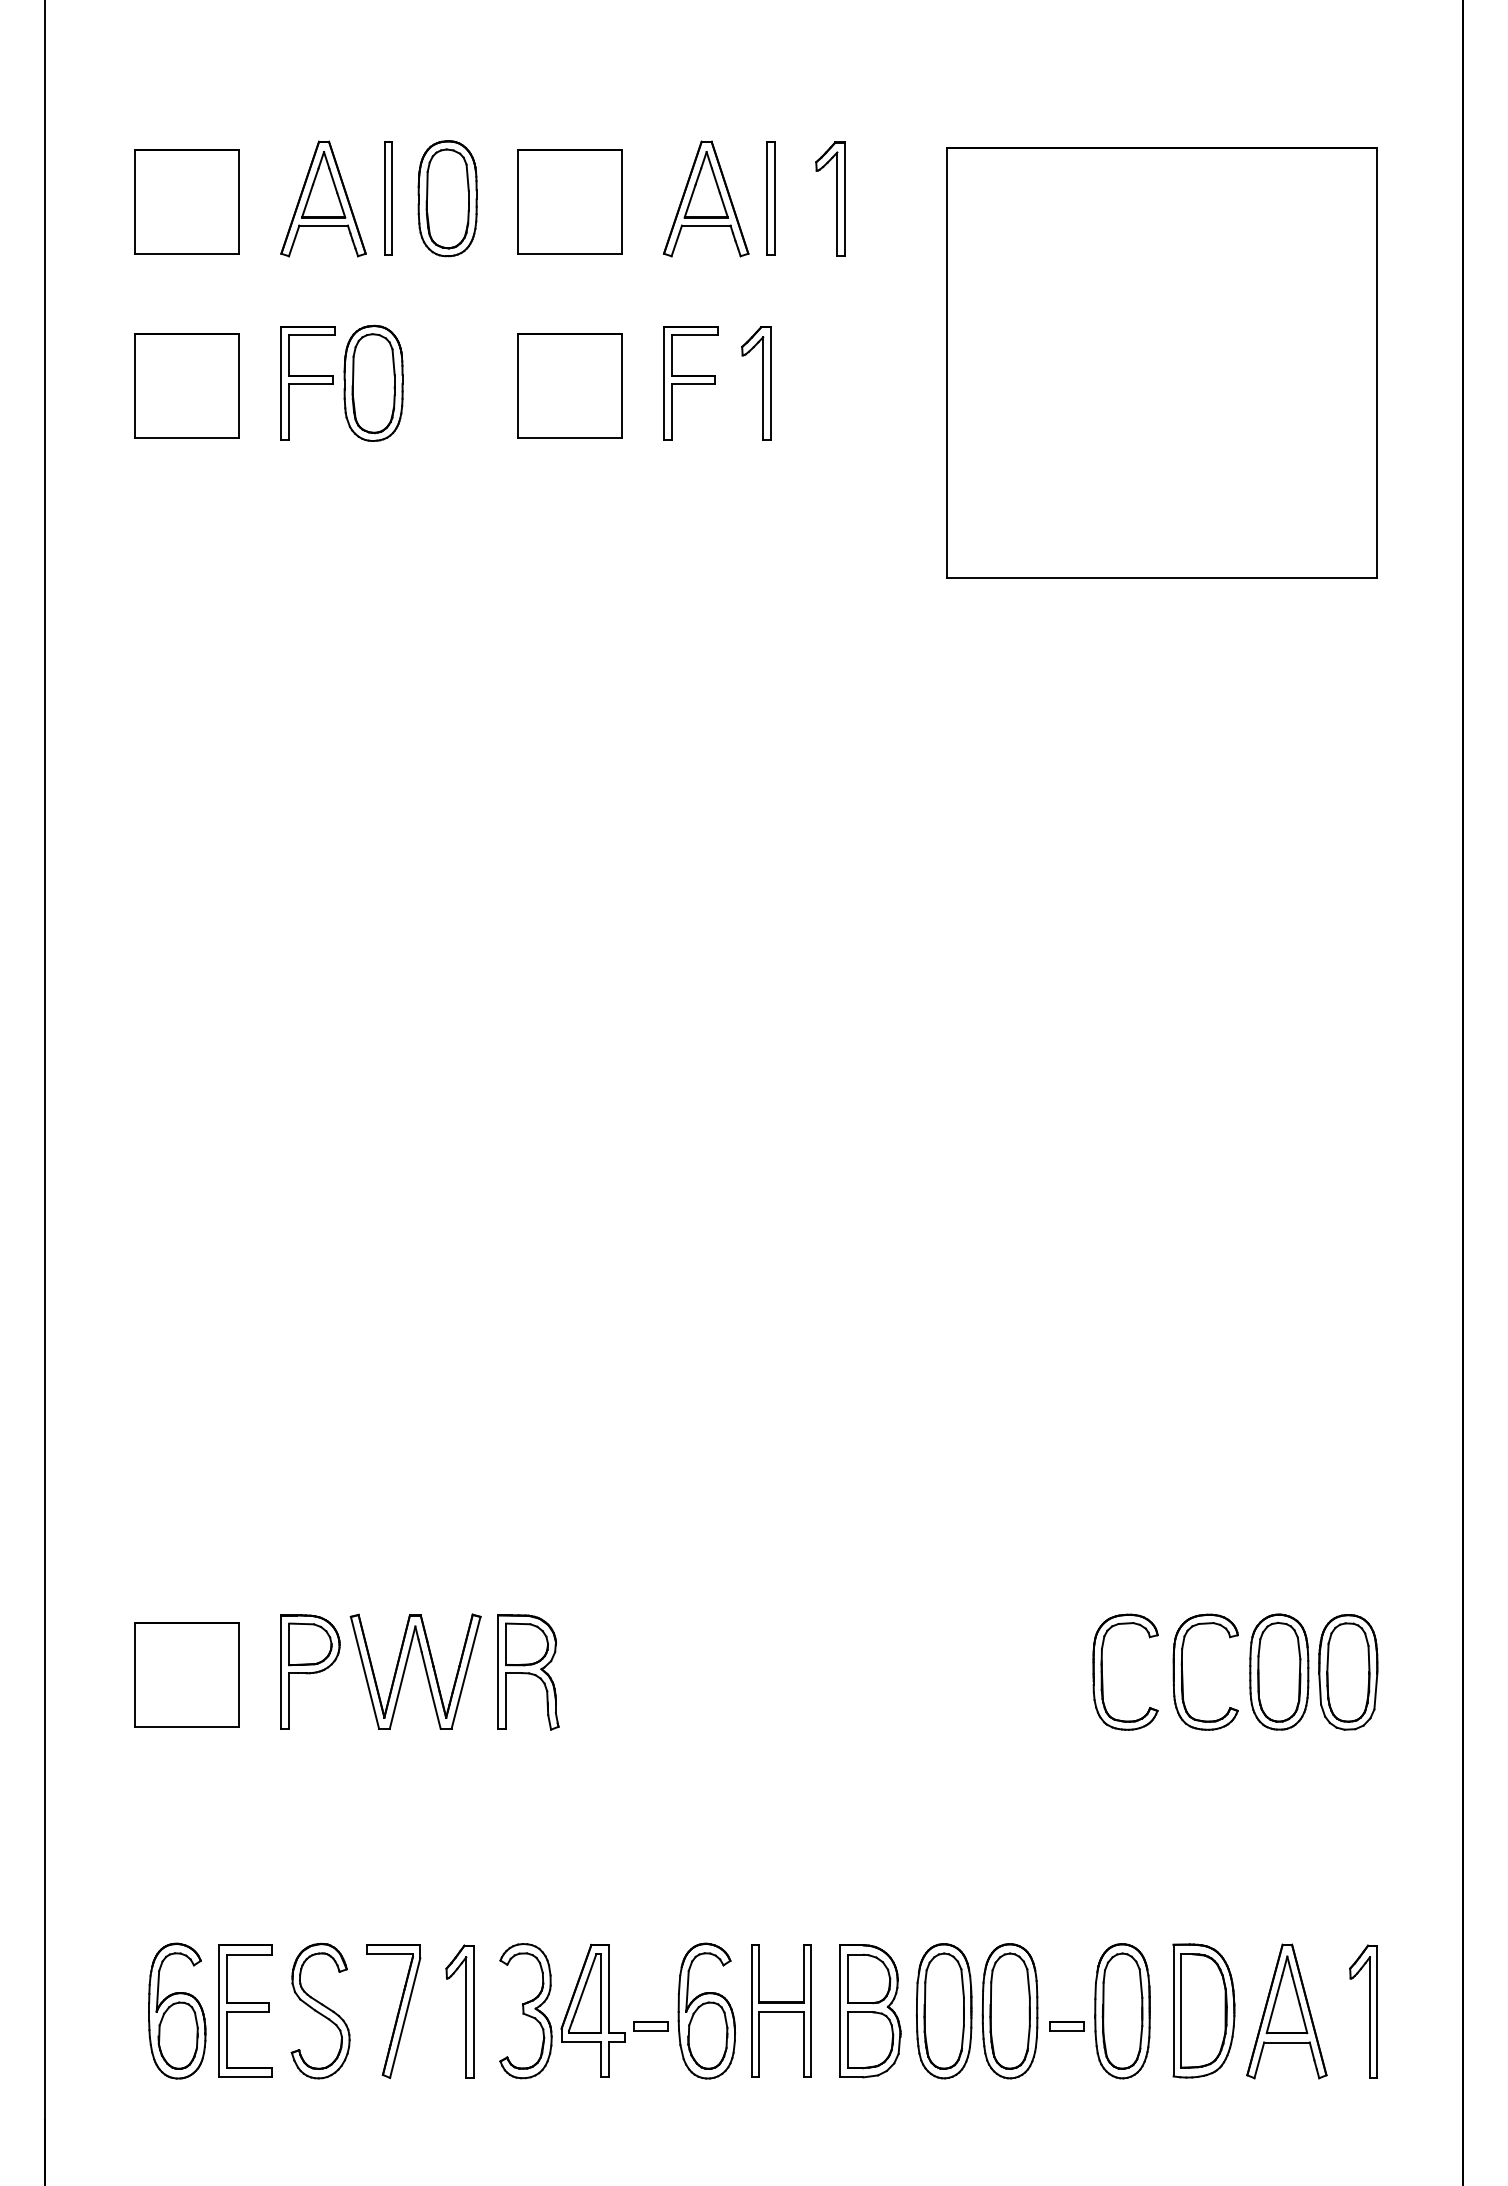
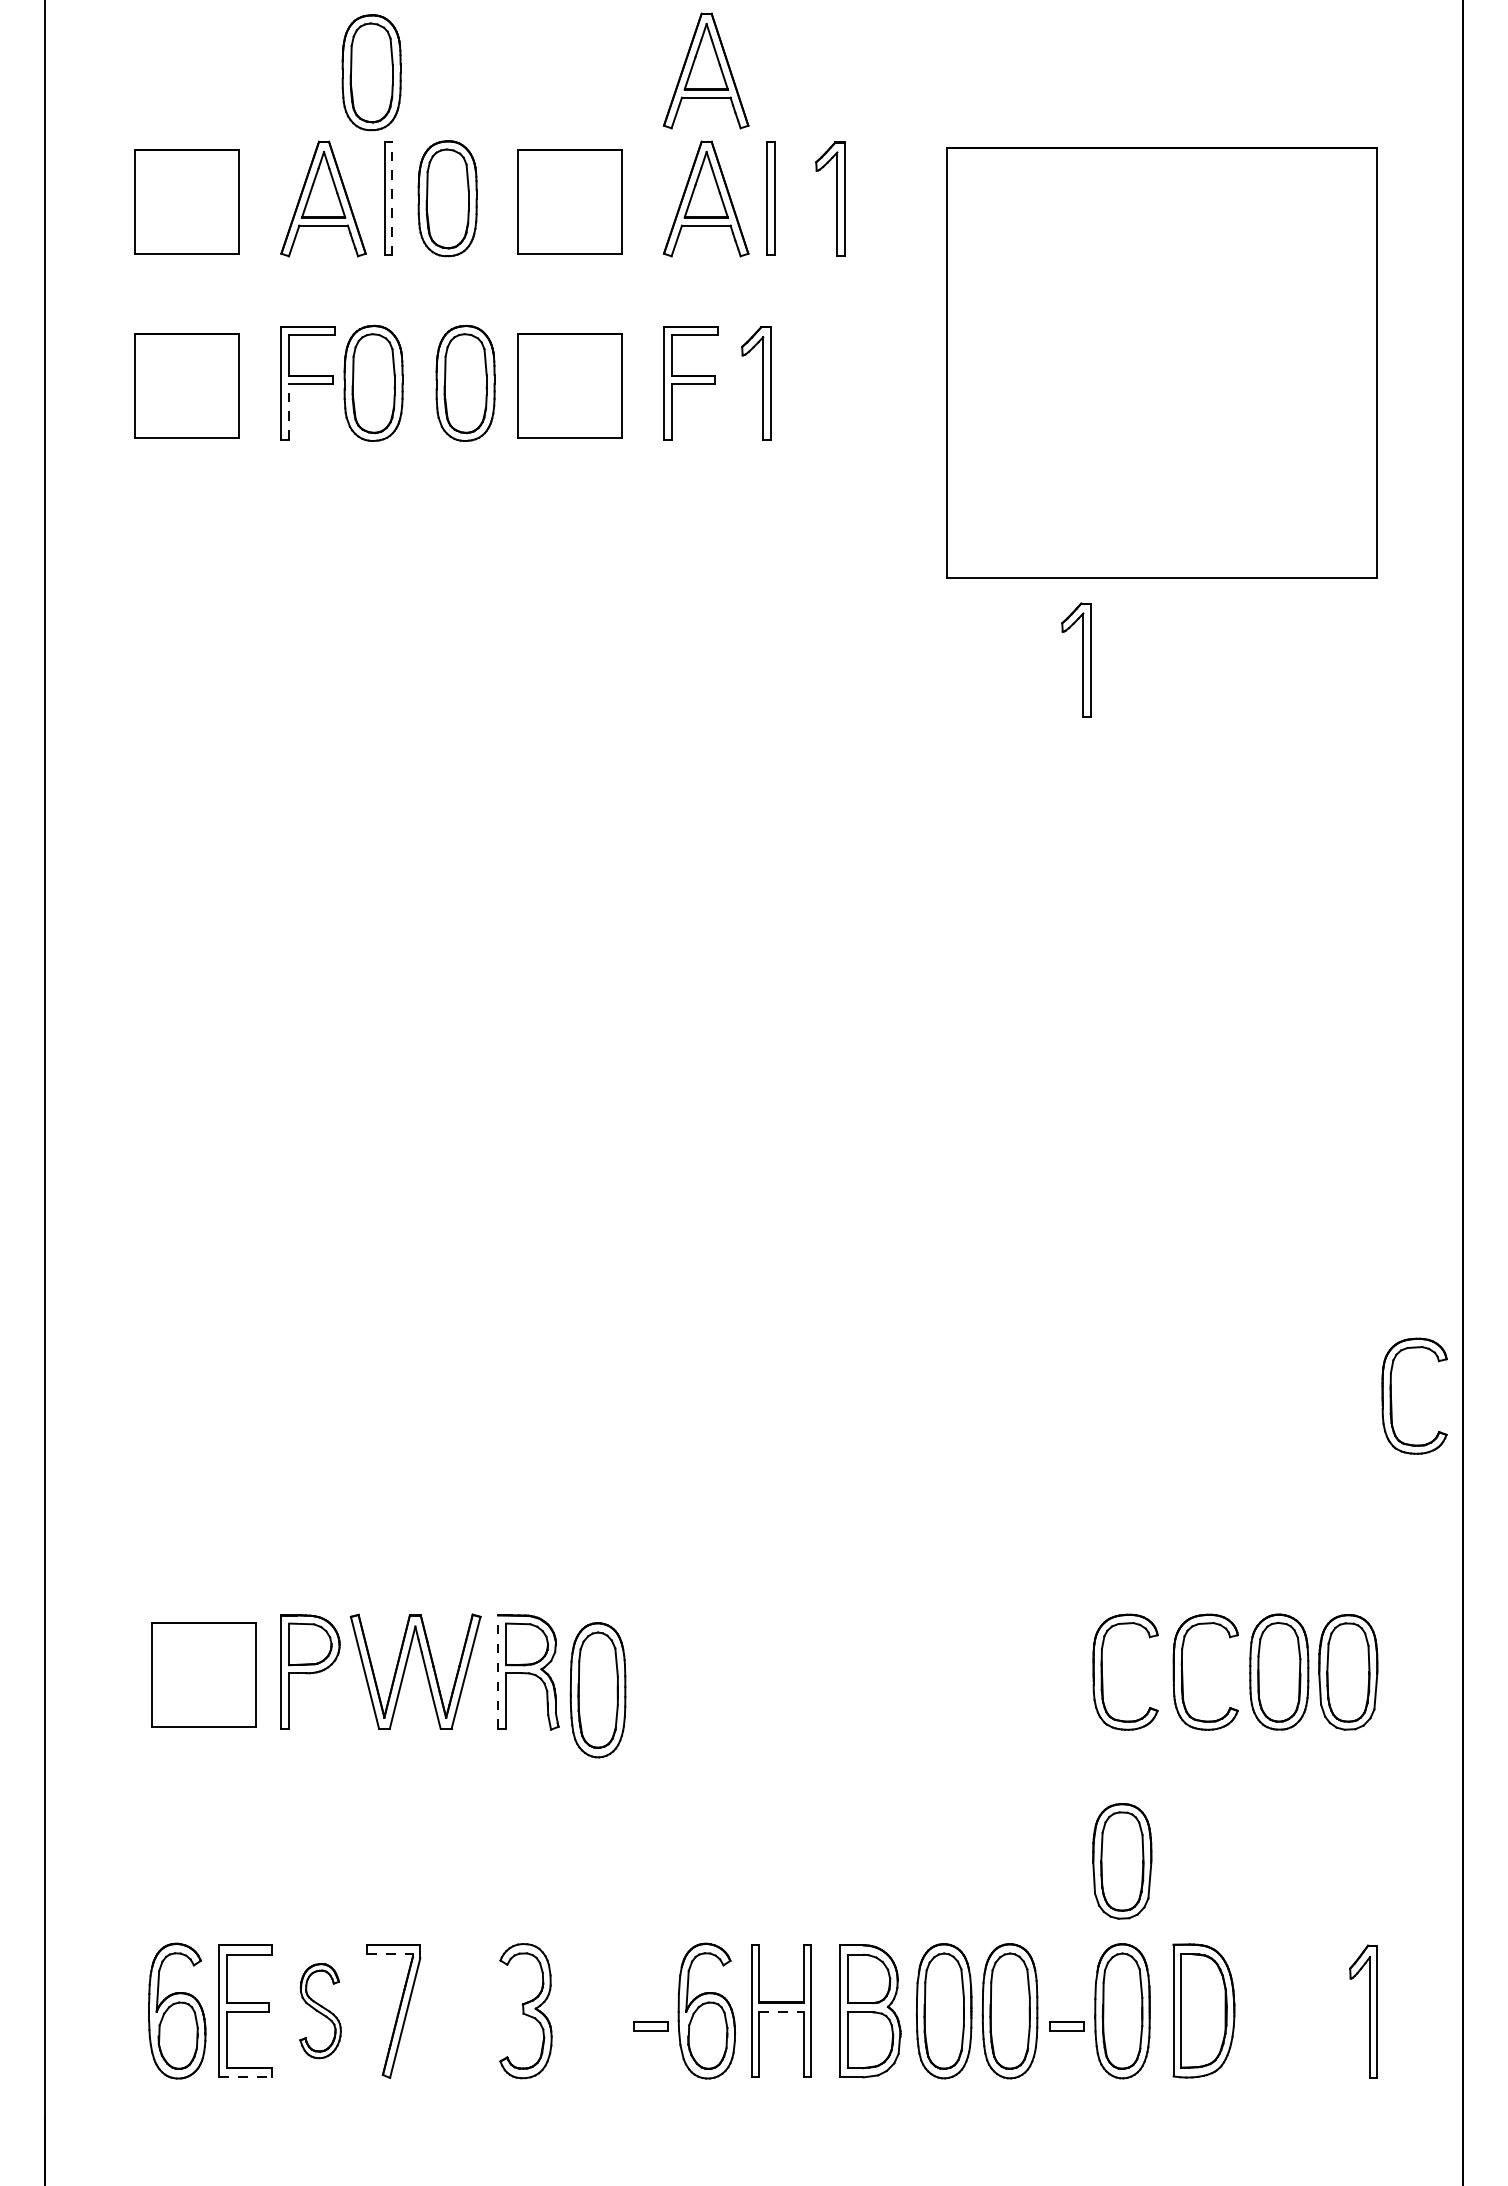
part: none -> present (706, 70)
part: none -> present (371, 72)
line: solid -> dashed (392, 198)
part: none -> present (465, 382)
line: solid -> dashed (289, 411)
part: none -> present (1076, 659)
part: none -> present (1391, 1395)
line: solid -> dashed (497, 1672)
part position: (186, 1674) -> (203, 1674) (203, 1674)
part: none -> present (597, 1690)
part: none -> present (1122, 1861)
line: solid -> dashed (390, 1954)
part size: 61x138 px -> 43x97 px (320, 2011)
part: present -> none (592, 2010)
part: present -> none (459, 2011)
line: solid -> dashed (782, 2011)
part: present -> none (1286, 2011)
line: solid -> dashed (246, 2076)
